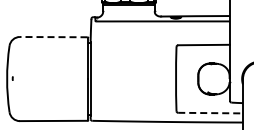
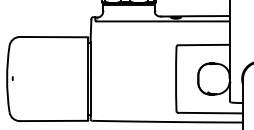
line: dashed -> solid (53, 37)
line: dashed -> solid (211, 113)
